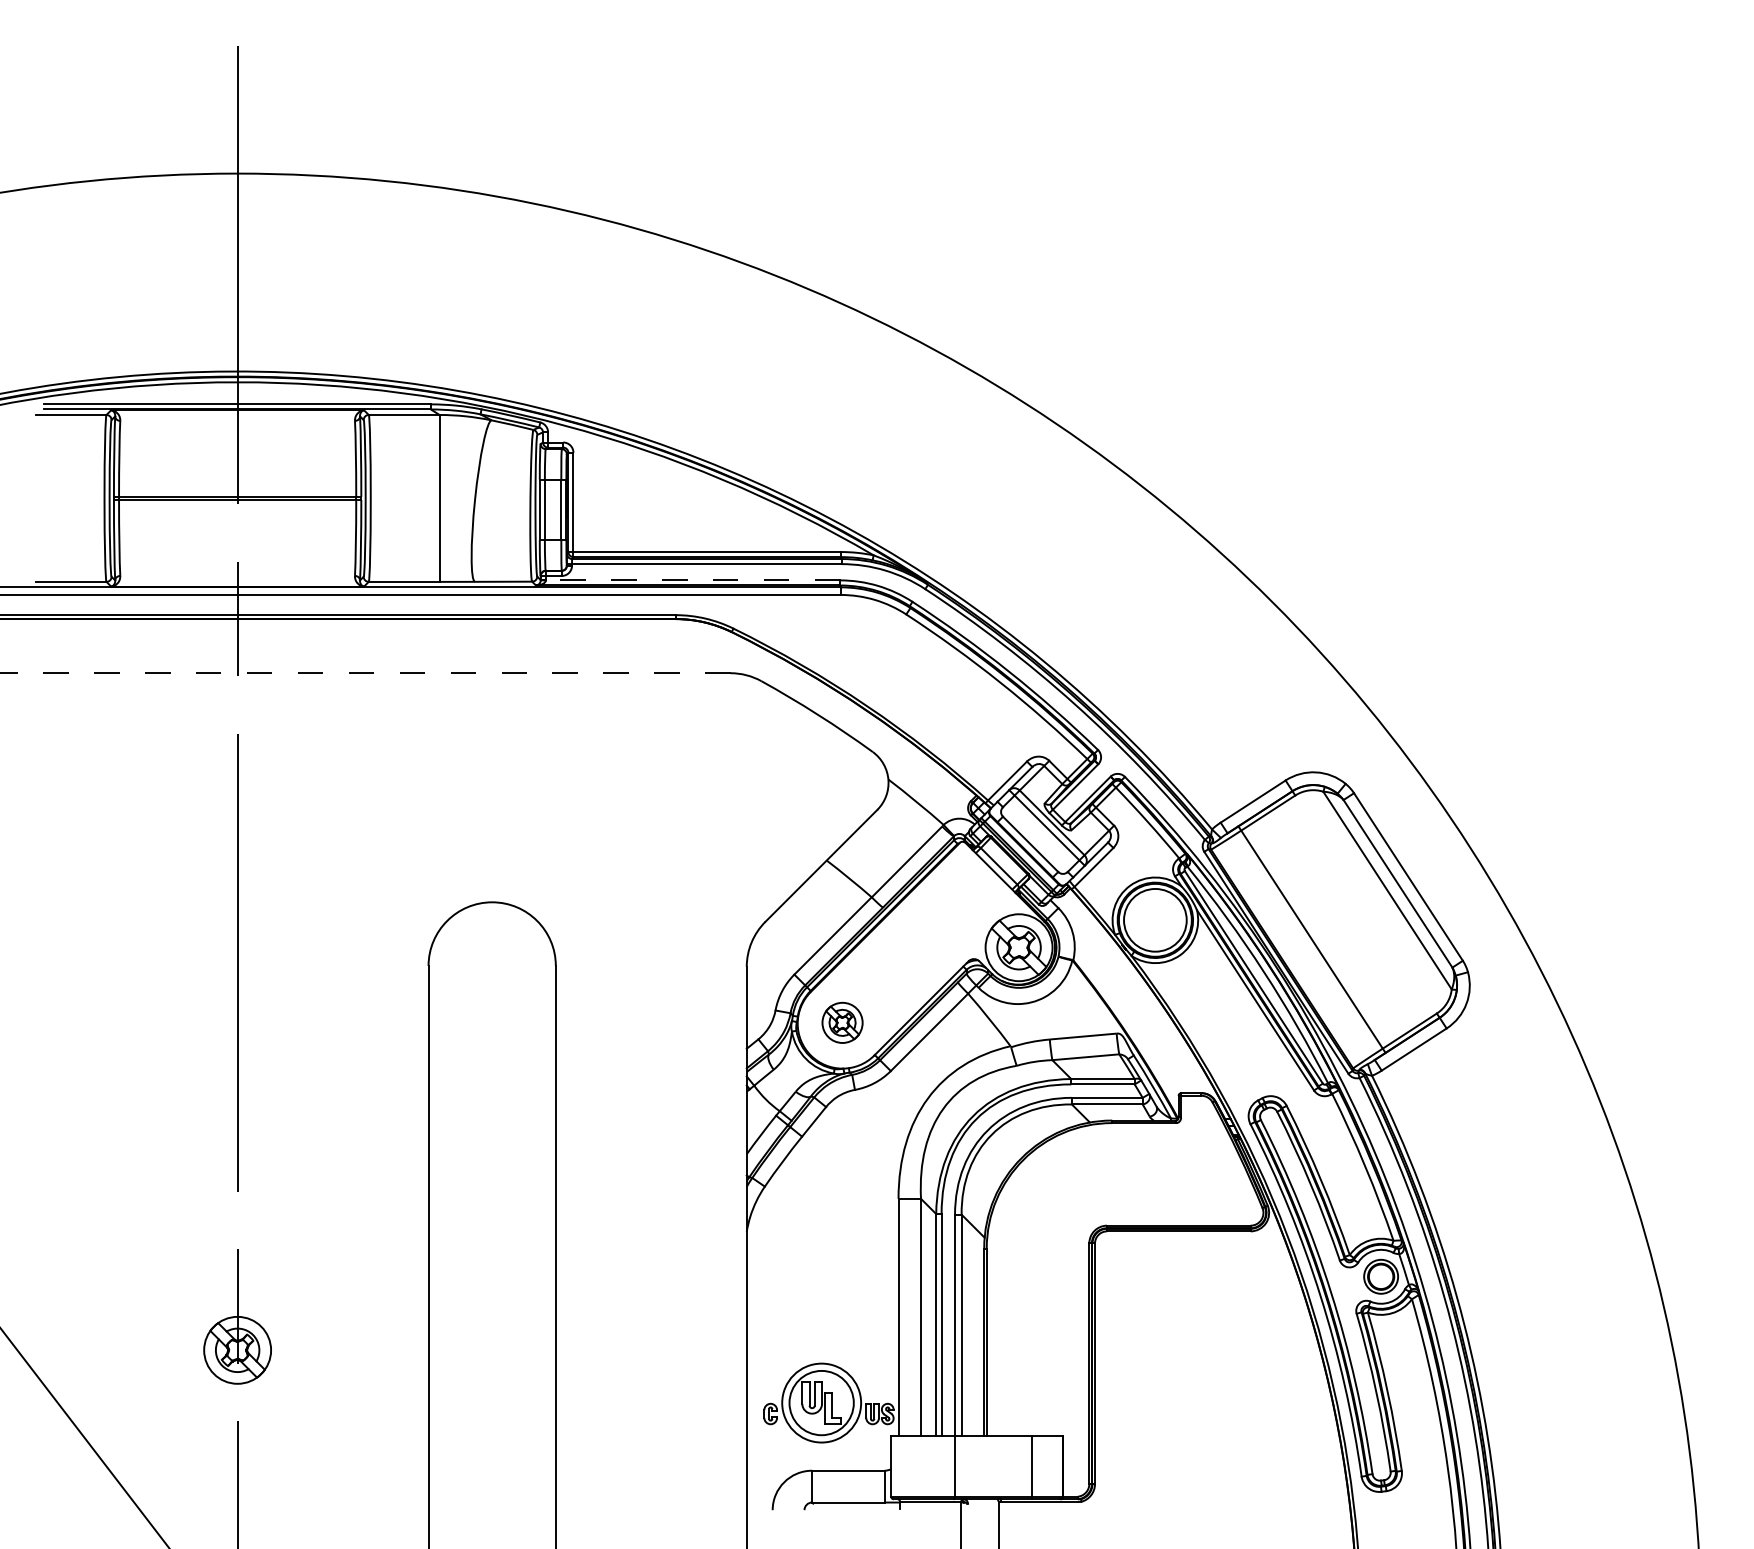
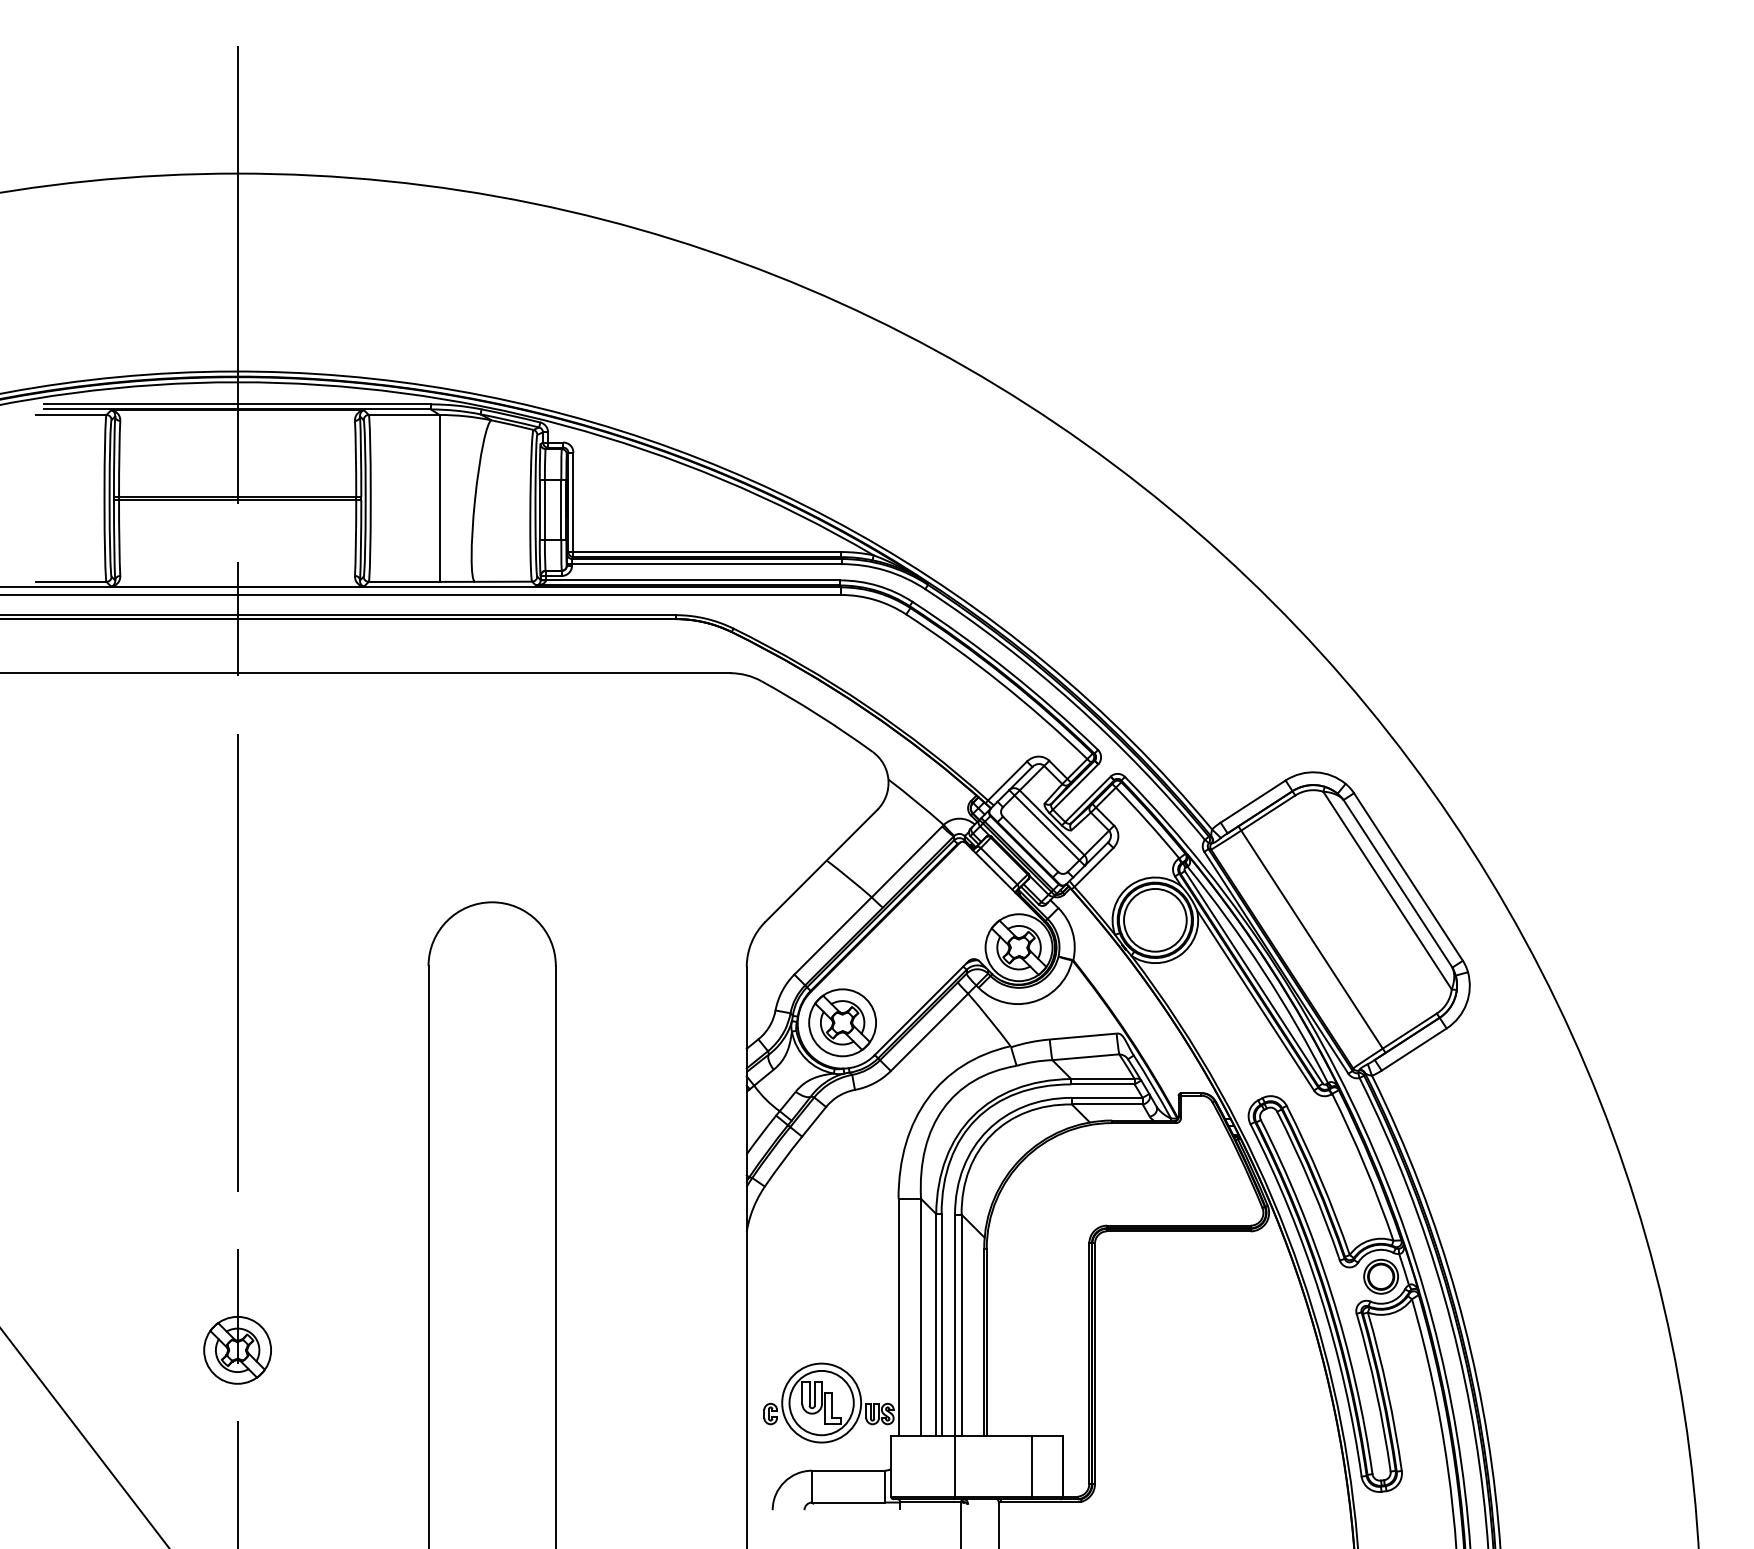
line: dashed -> solid (692, 580)
line: dashed -> solid (365, 673)
part size: 43x43 px -> 69x70 px (842, 1022)
